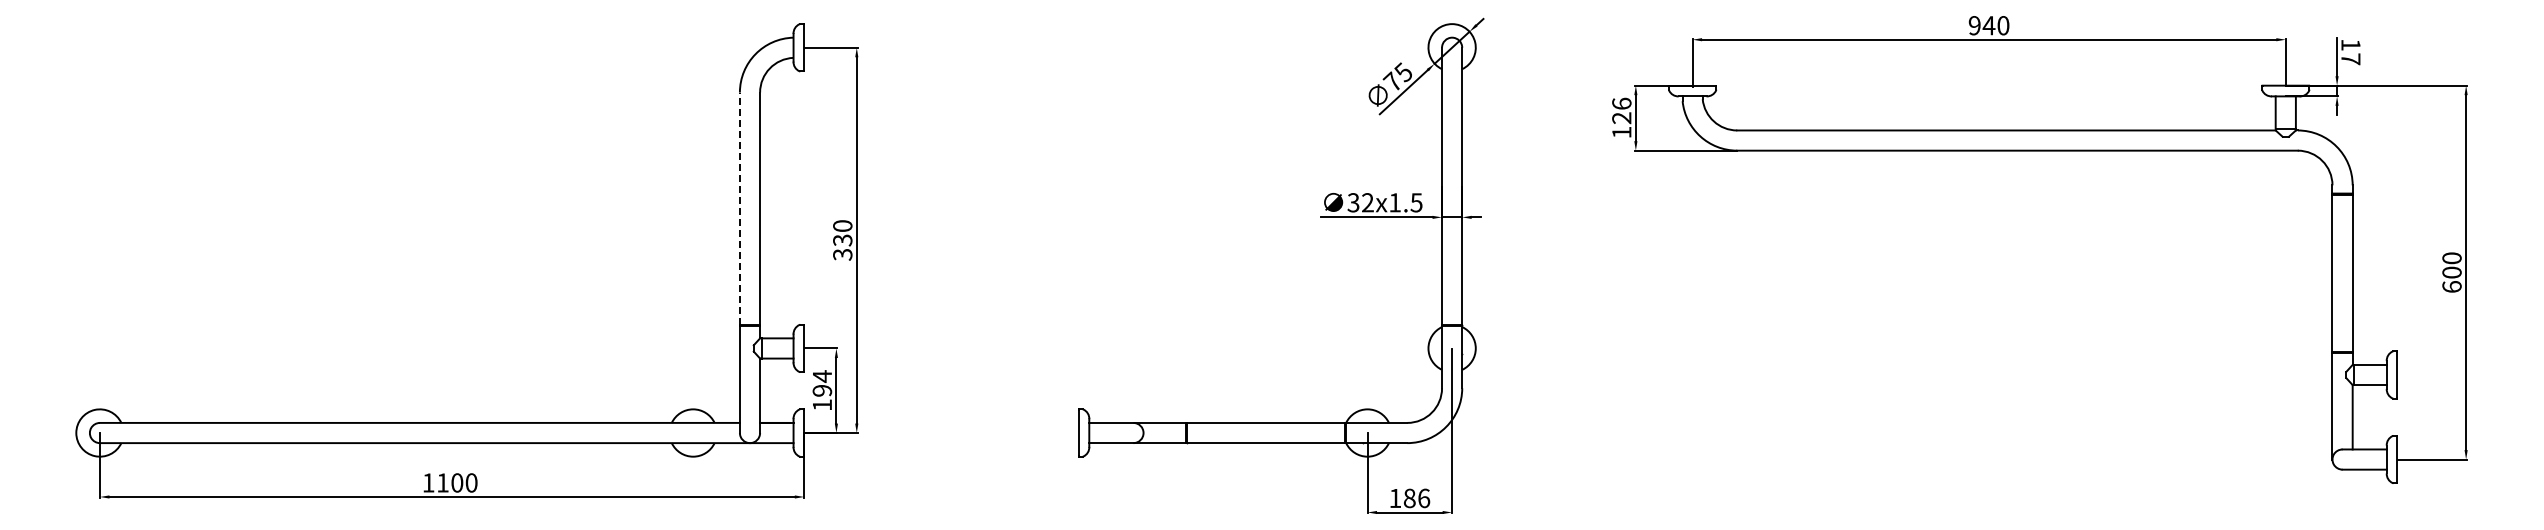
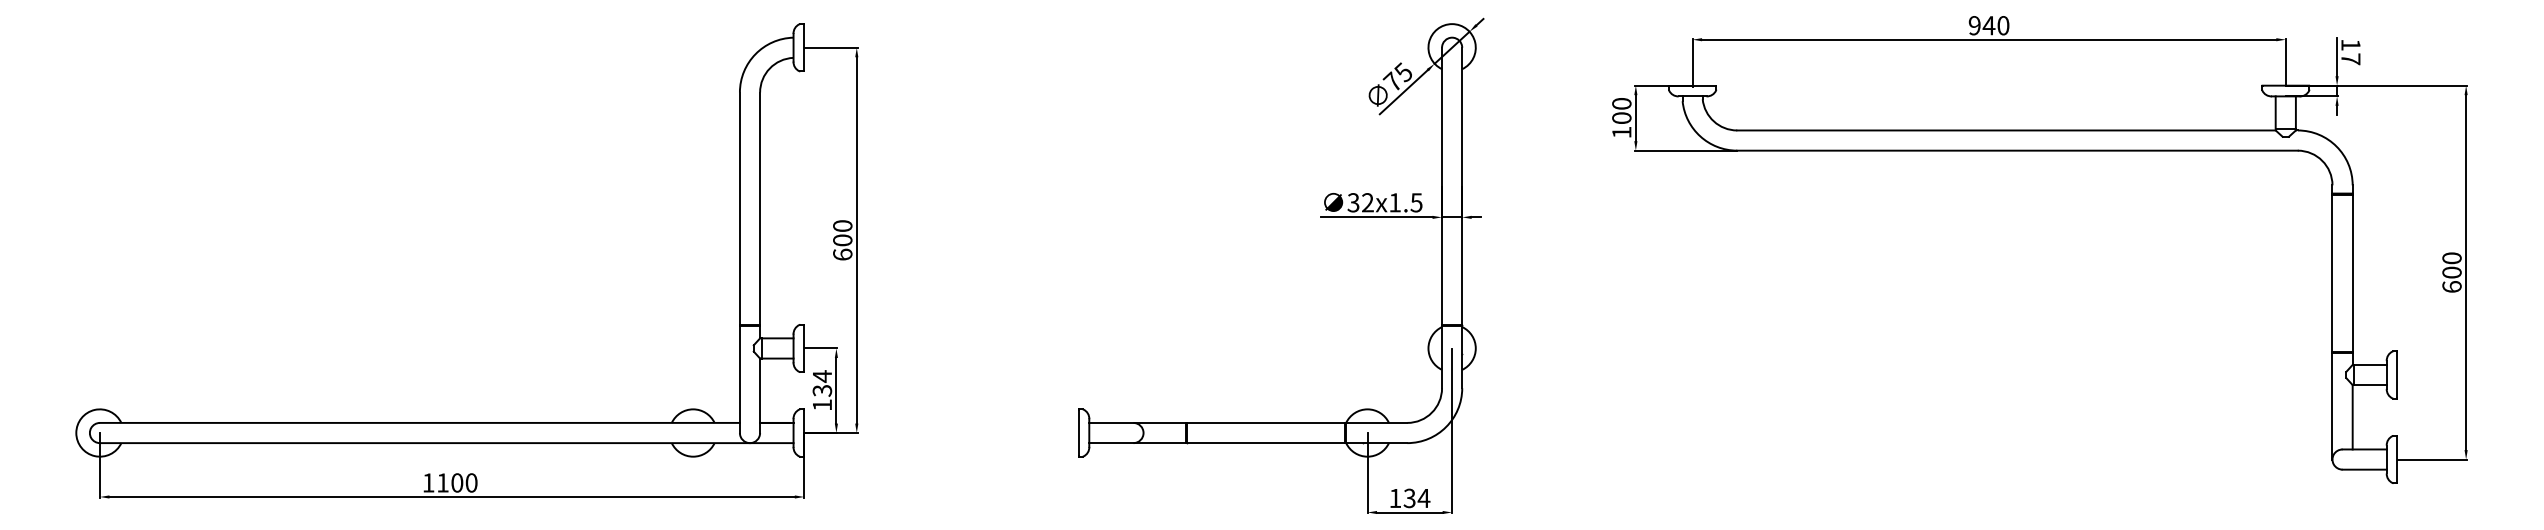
text: 126 -> 100 (1621, 110)
line: dashed -> solid (739, 208)
text: 330 -> 600 (842, 247)
text: 194 -> 134 (822, 390)
text: 186 -> 134 (1416, 498)
